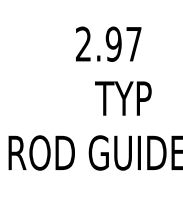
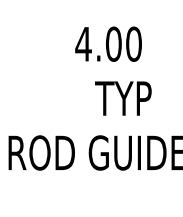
text: 2.97 -> 4.00 (108, 43)
